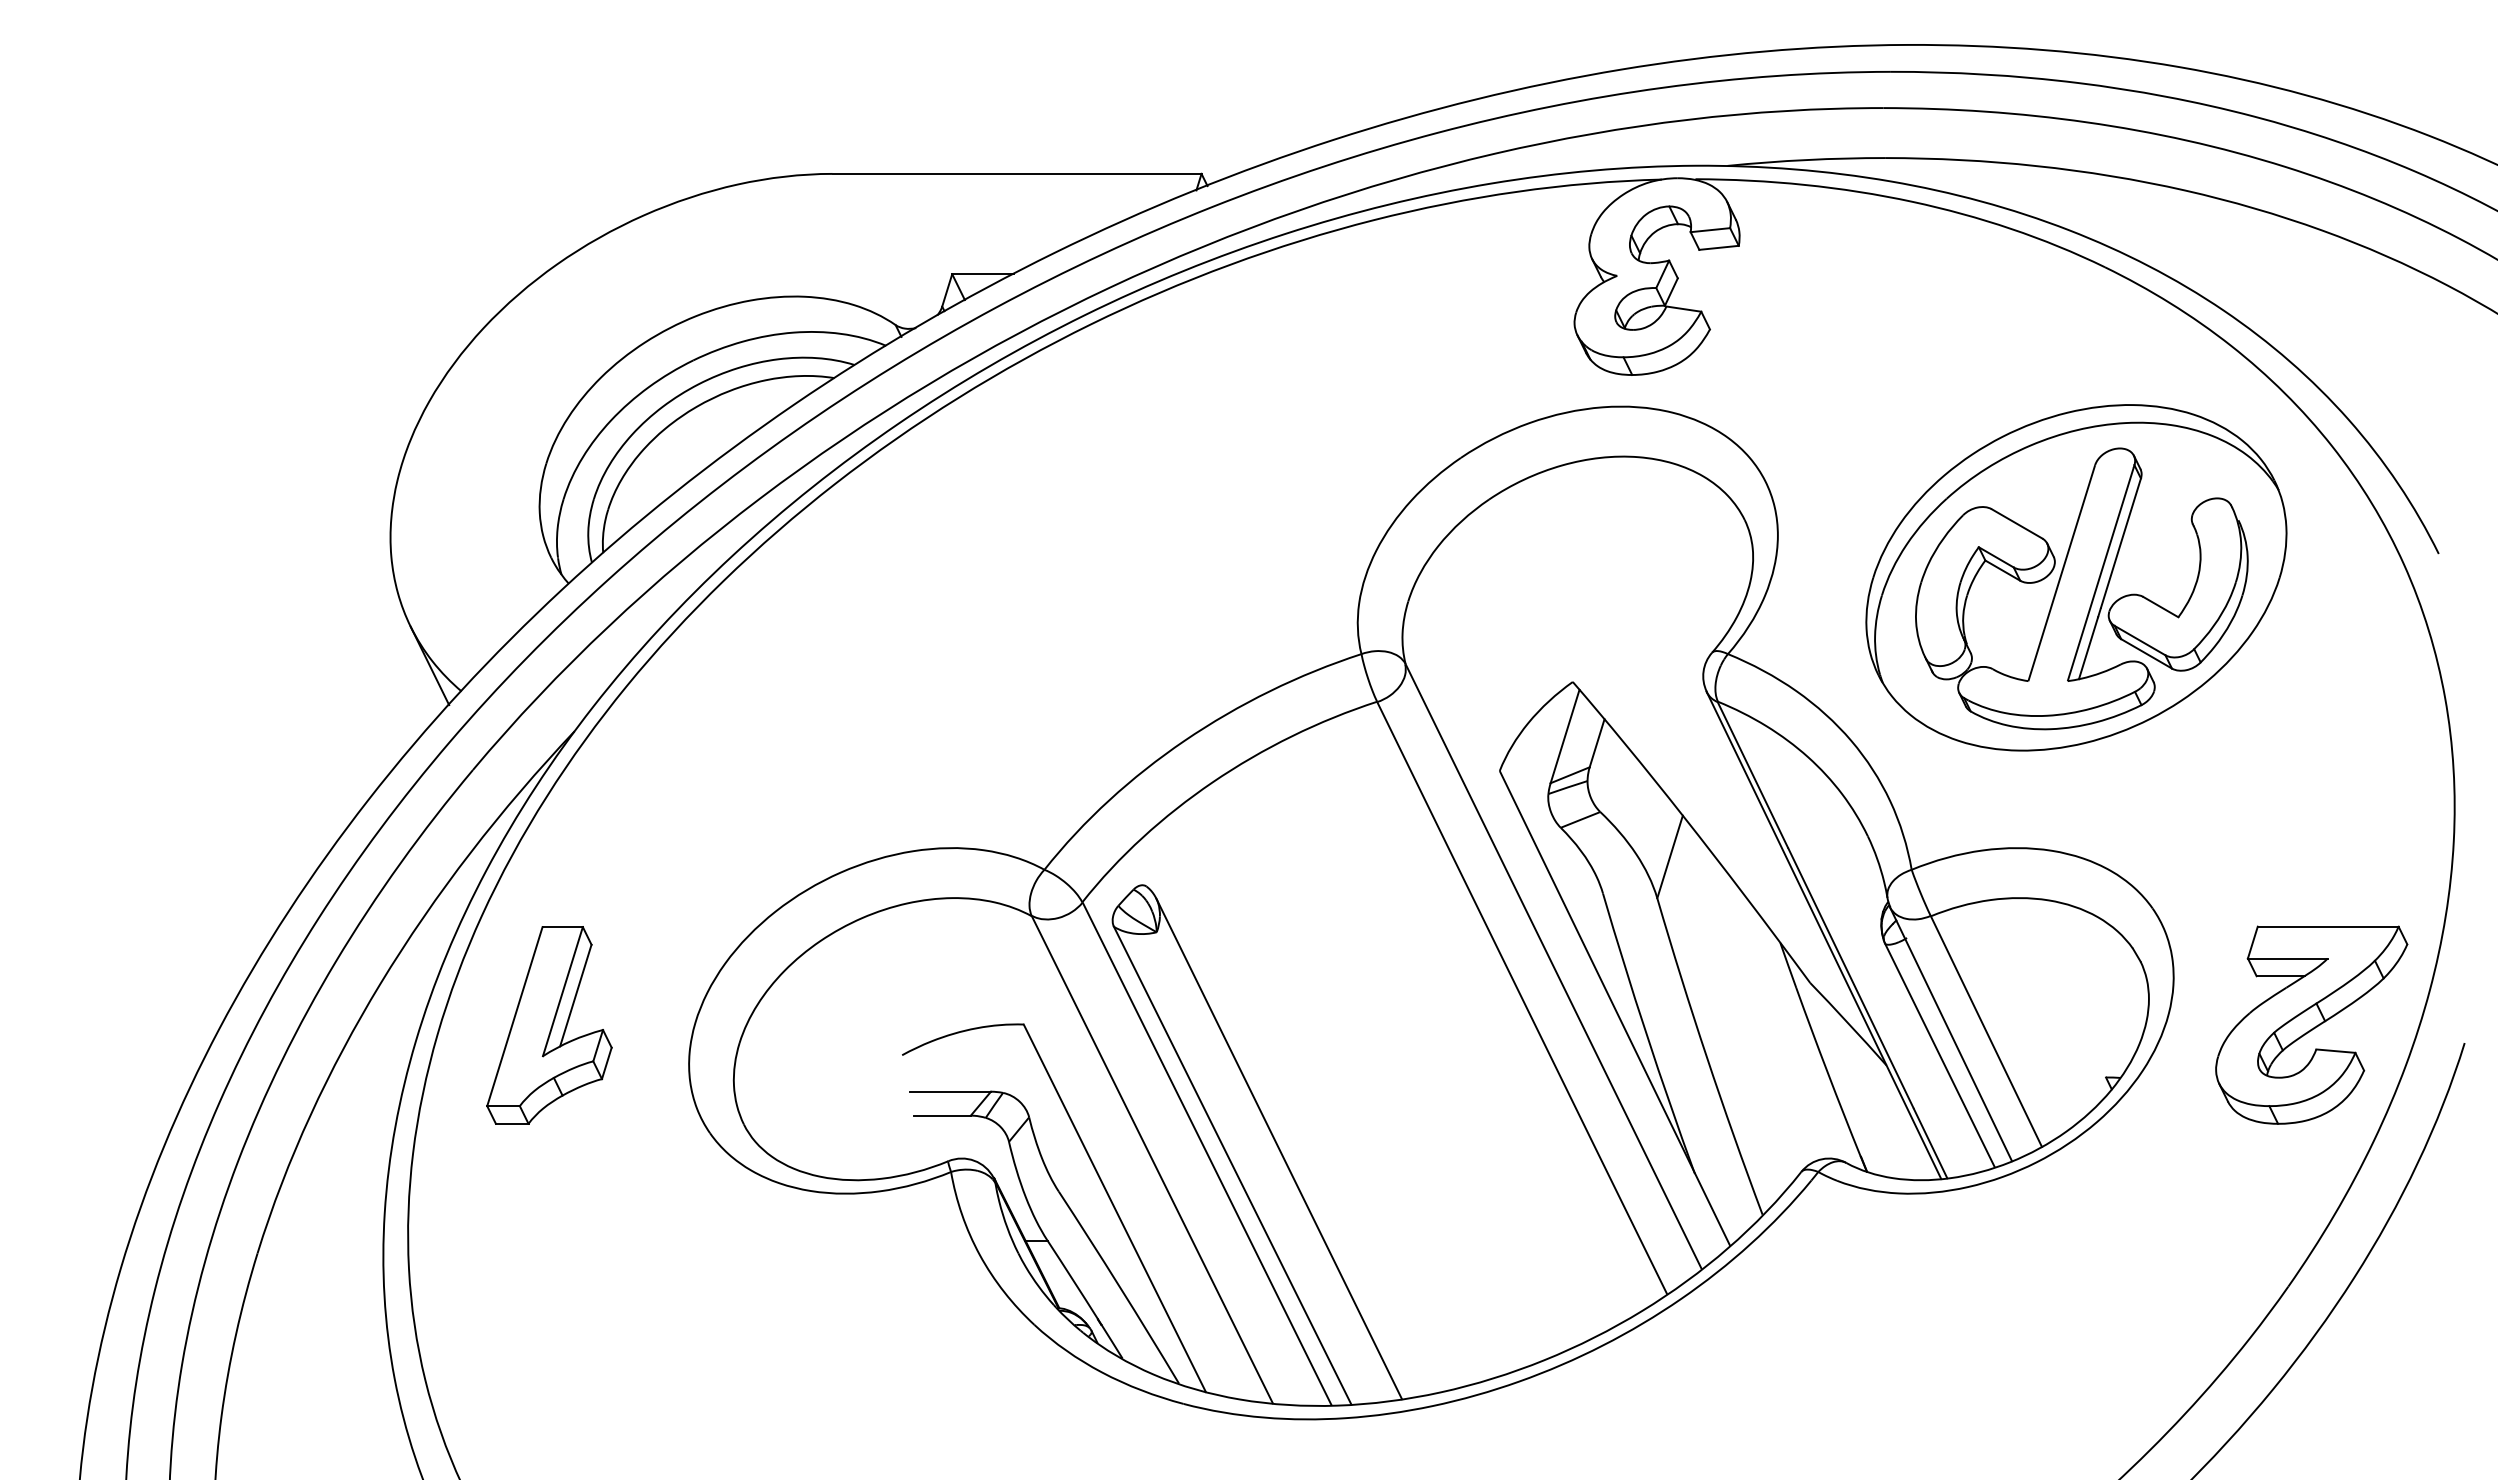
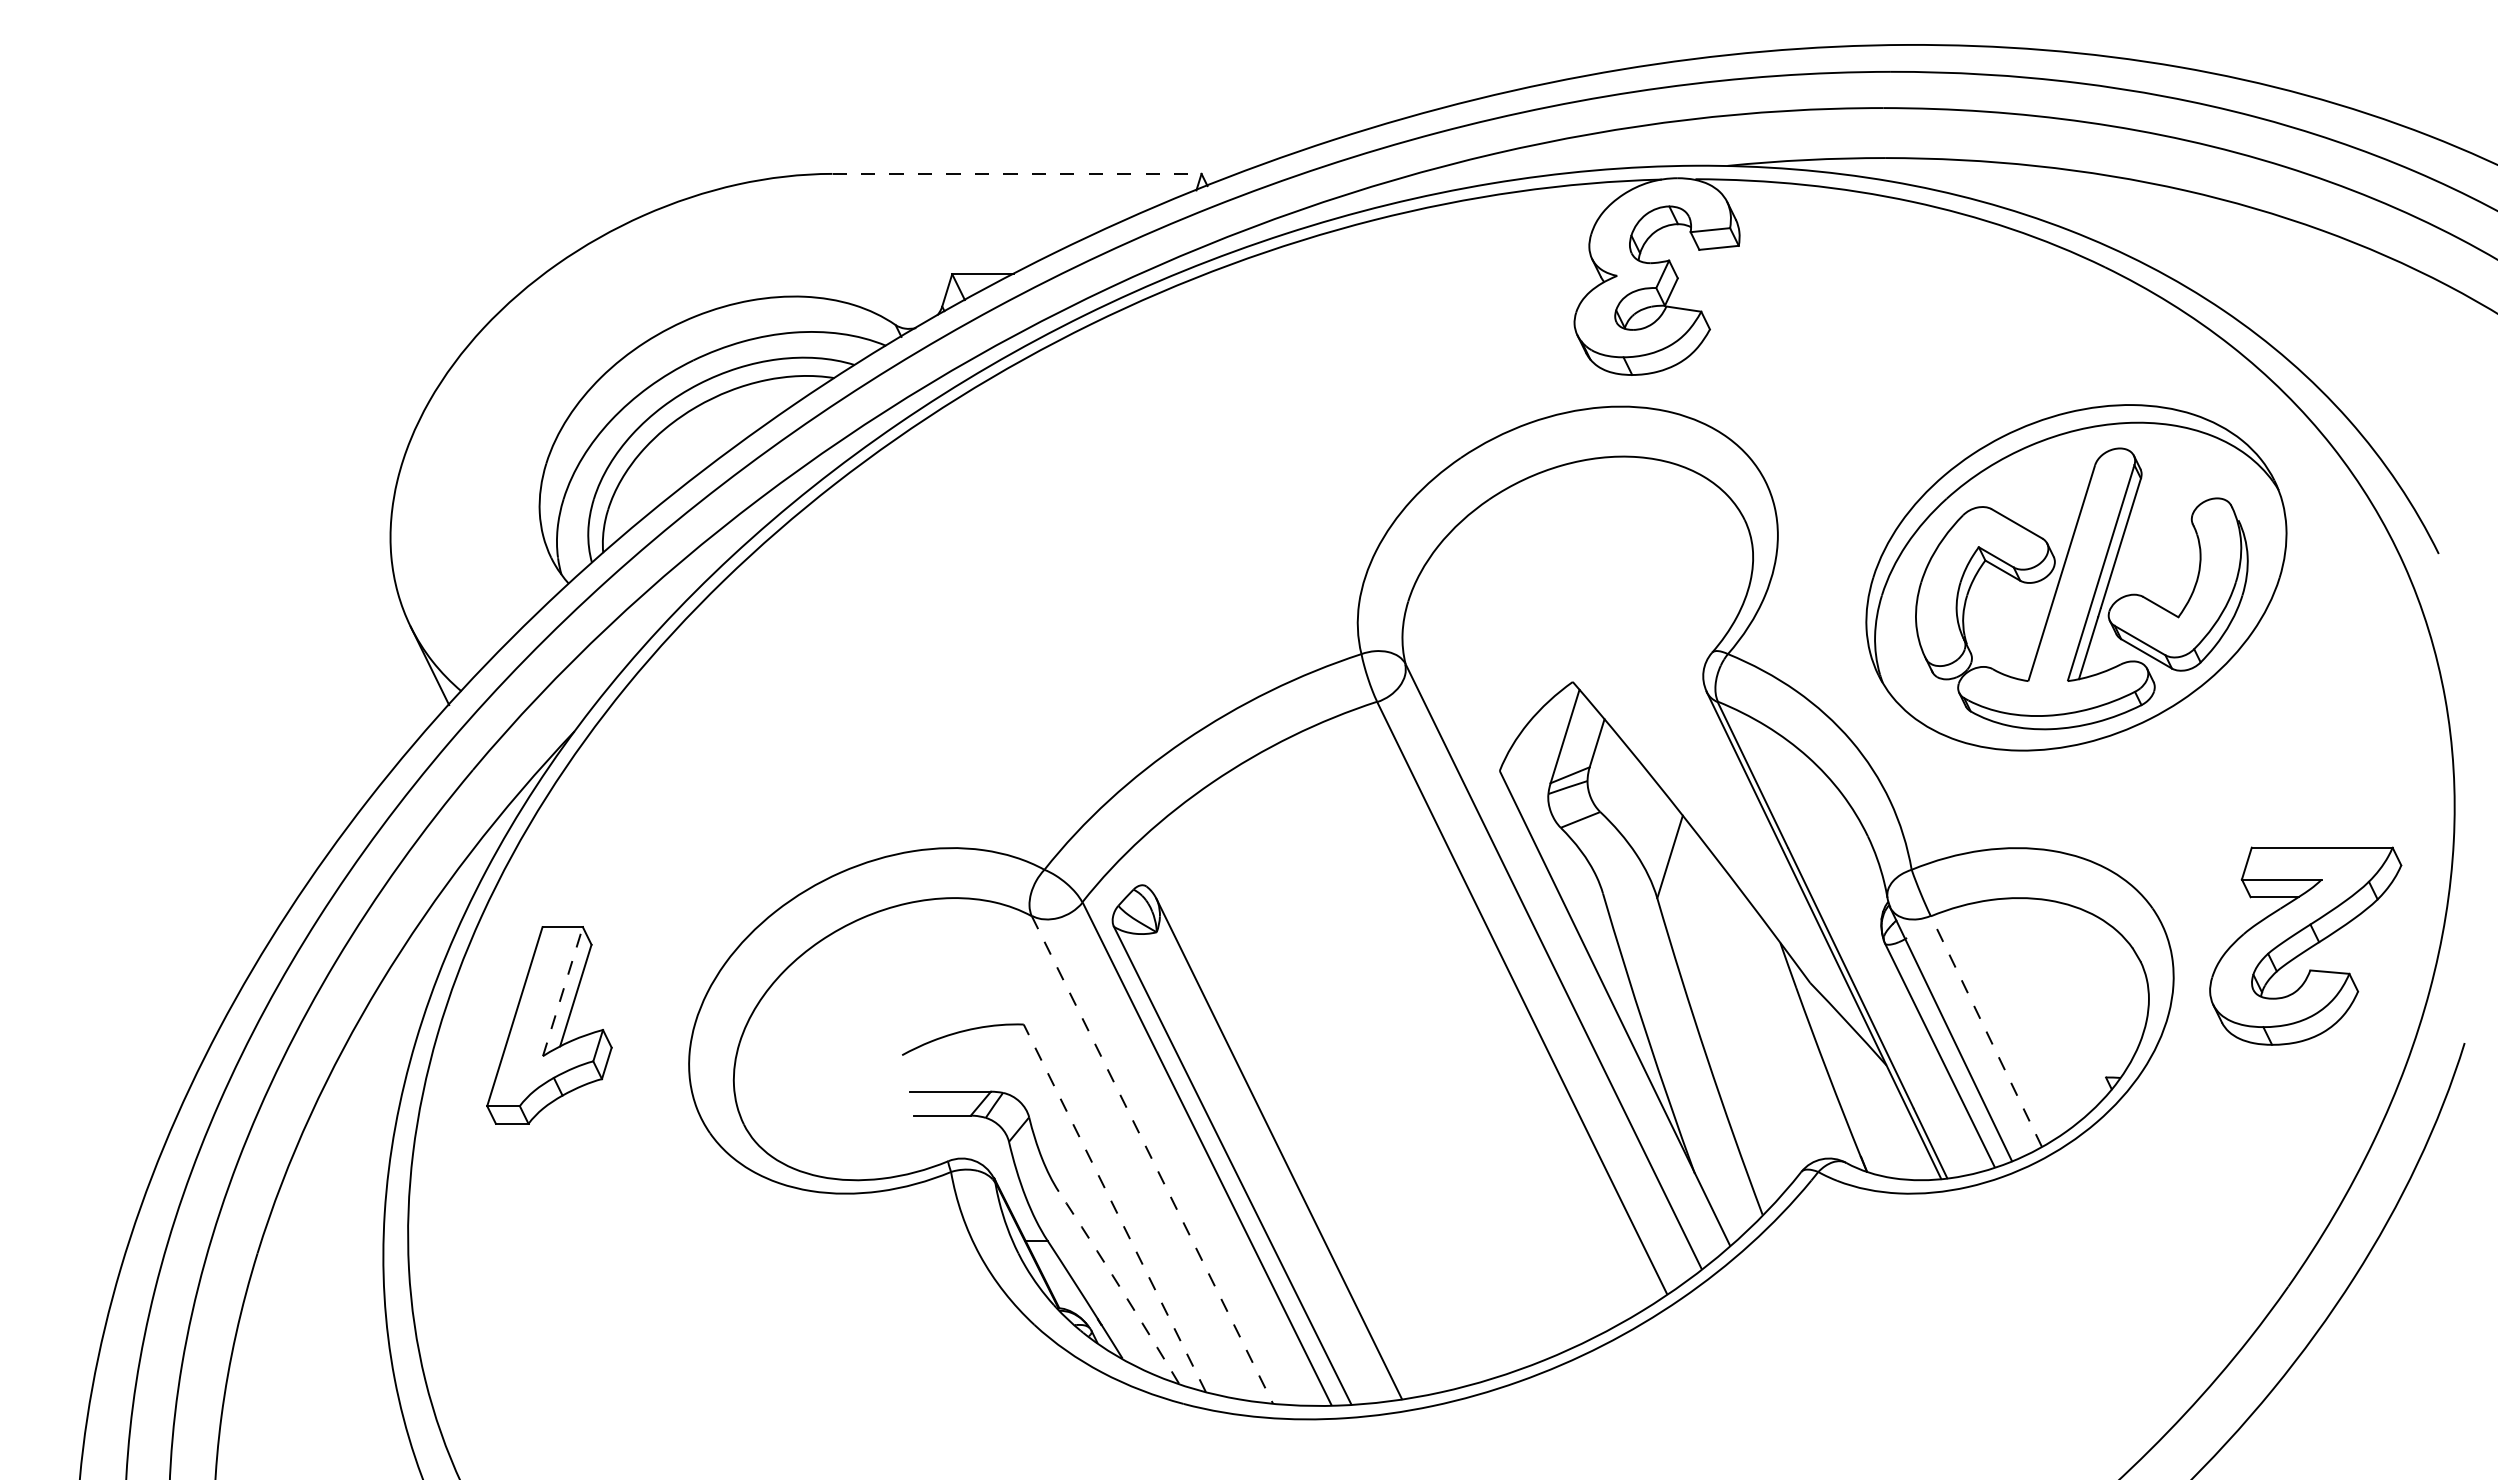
line: solid -> dashed (1017, 173)
line: solid -> dashed (562, 991)
part position: (2311, 1024) -> (2305, 945) (2305, 945)
line: solid -> dashed (1986, 1031)
line: solid -> dashed (1152, 1159)
line: solid -> dashed (1114, 1207)
arc: solid -> dashed (1119, 1287)
